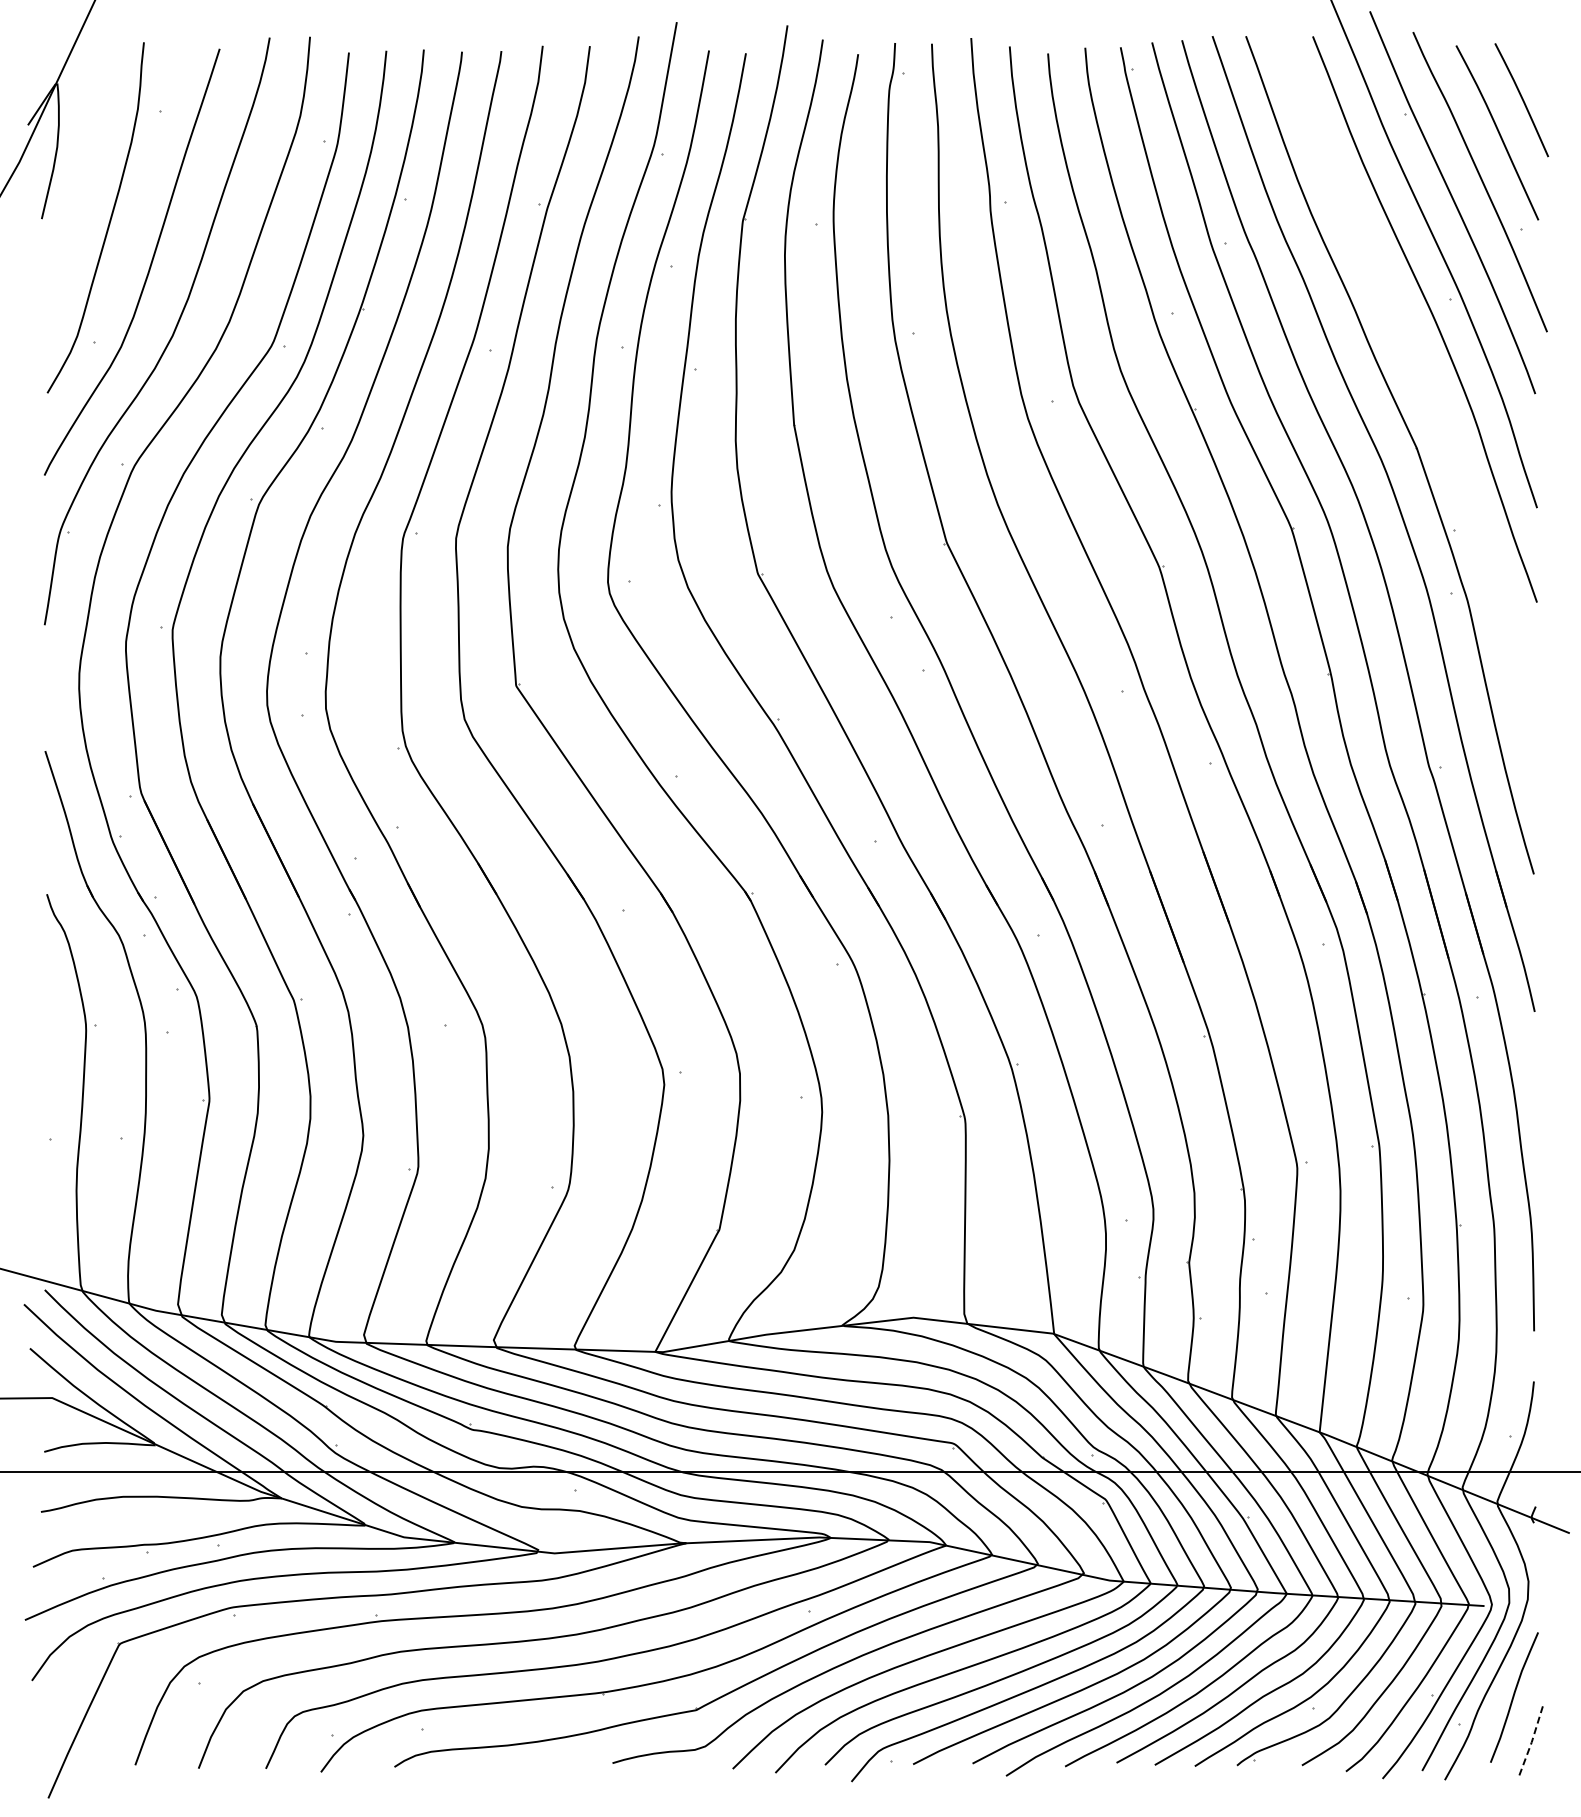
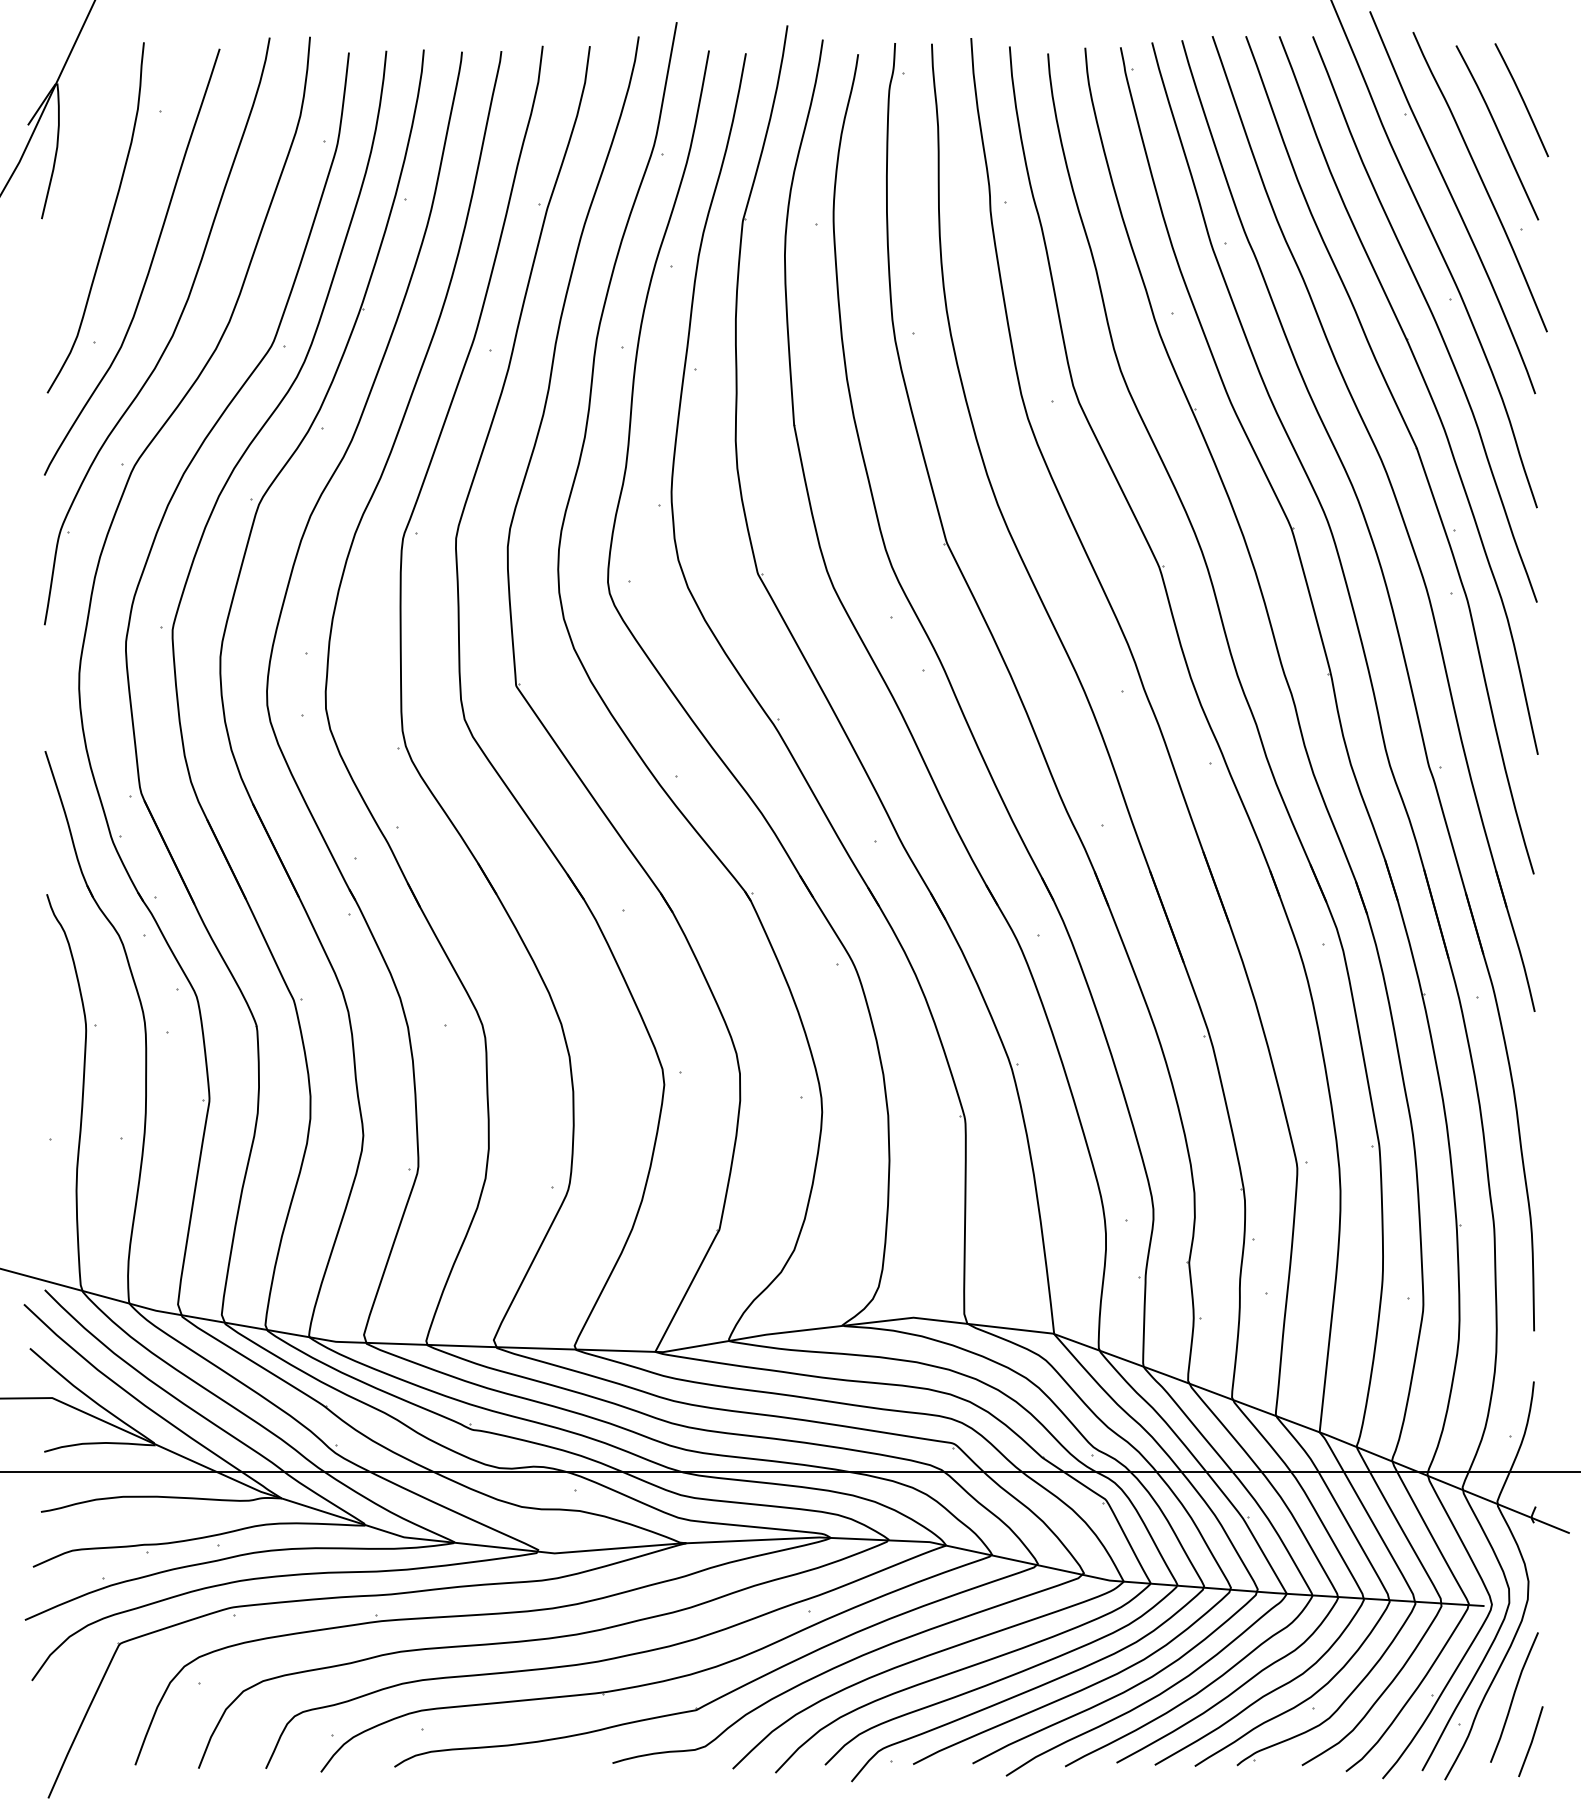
part: none -> present (1425, 386)
line: dashed -> solid (1531, 1742)
